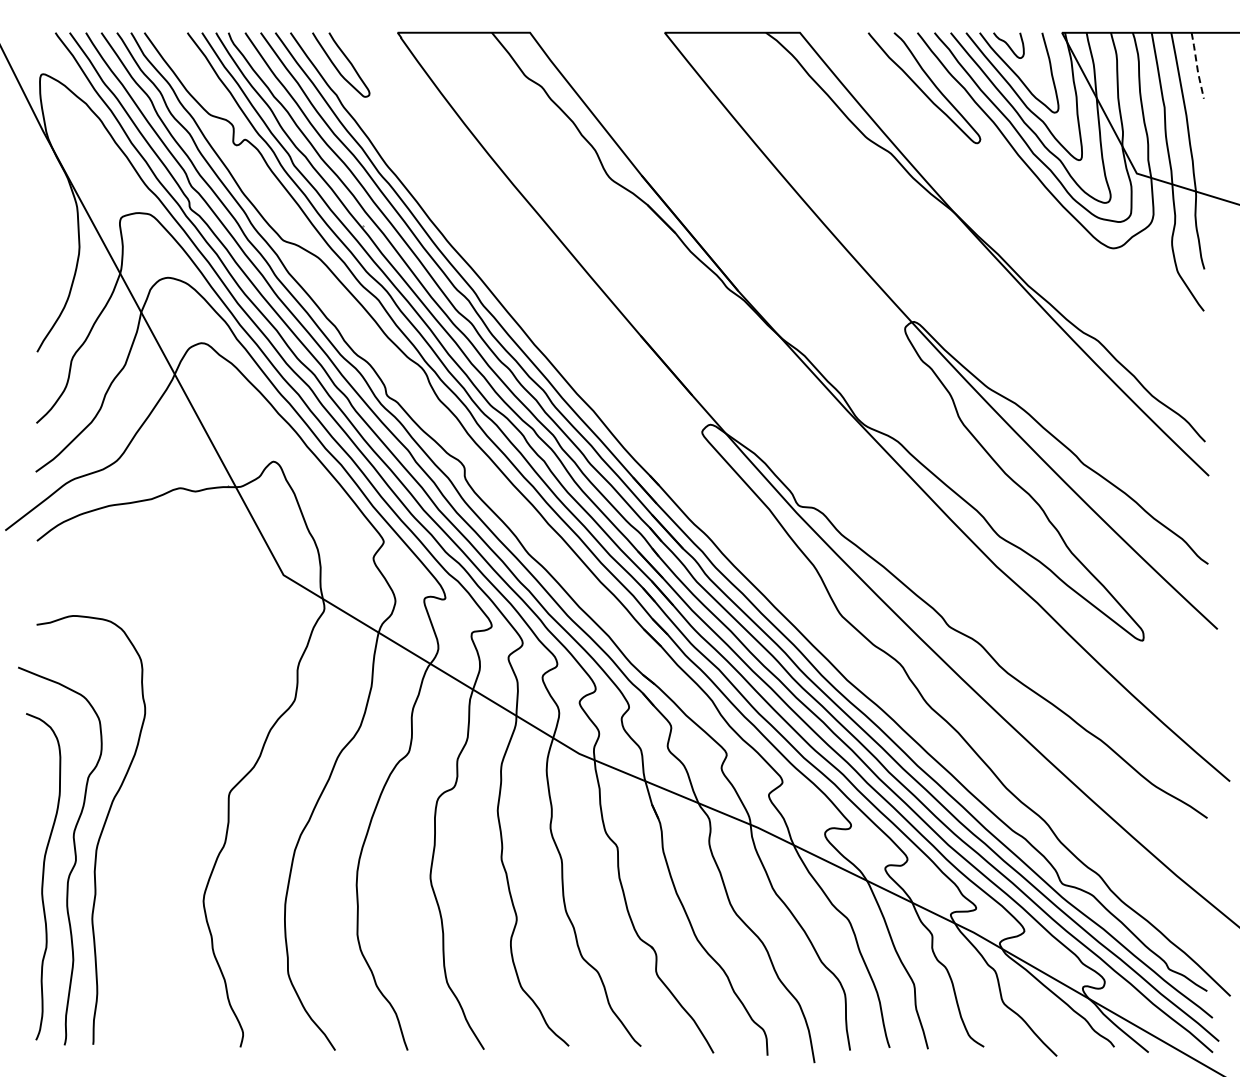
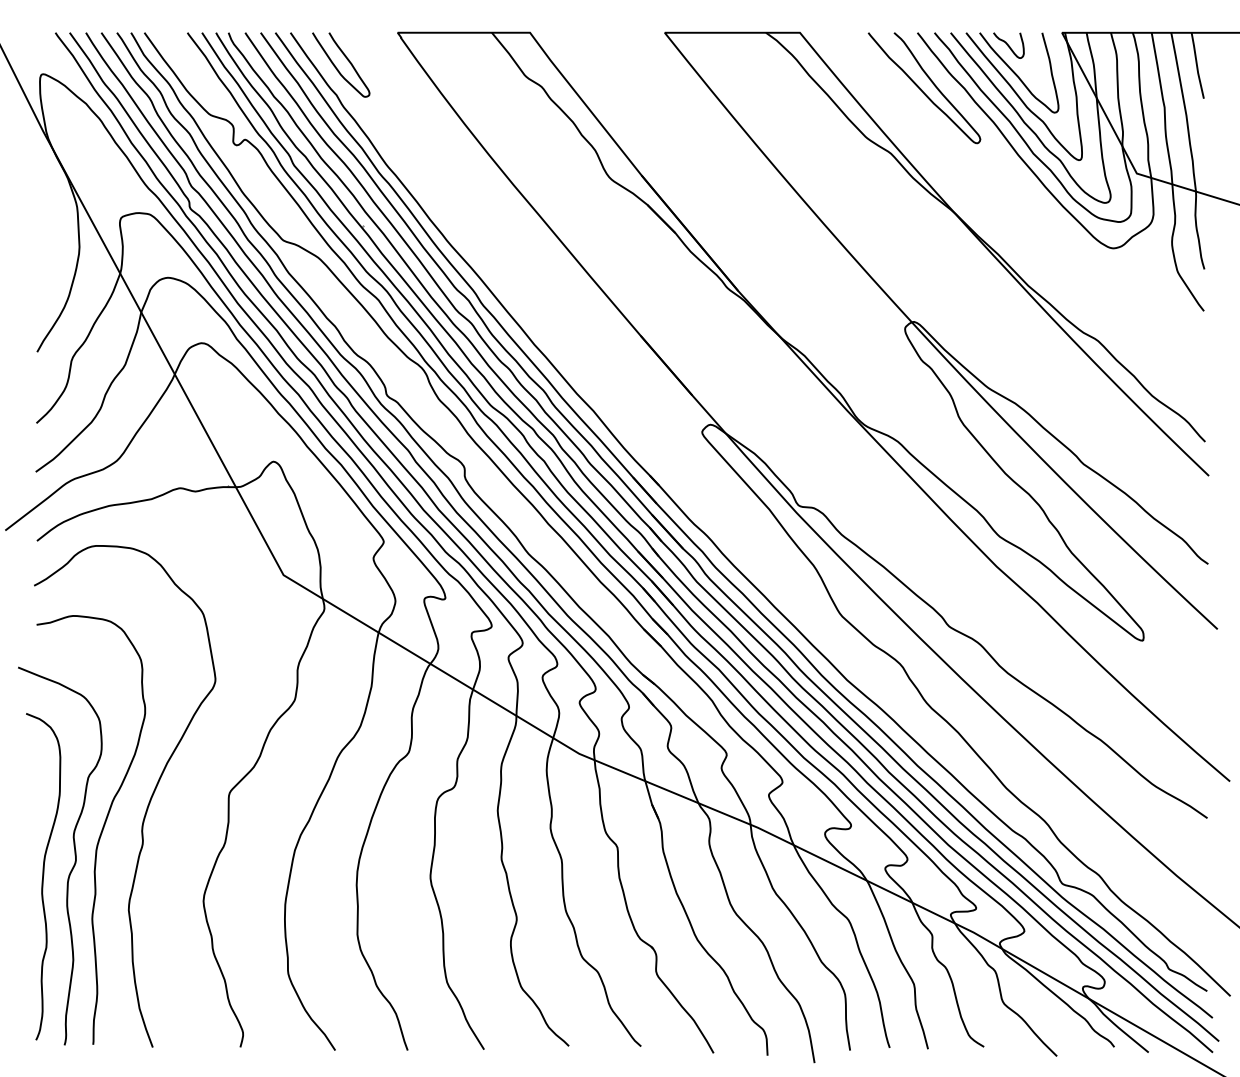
line: dashed -> solid (1197, 66)
curve: none -> present (146, 807)
